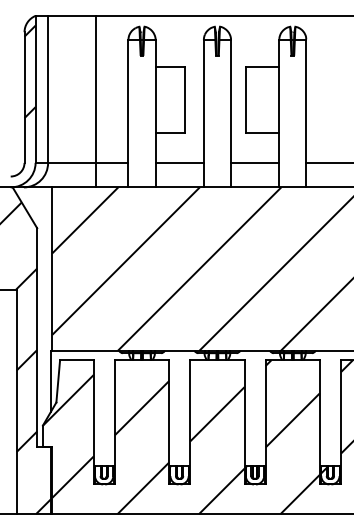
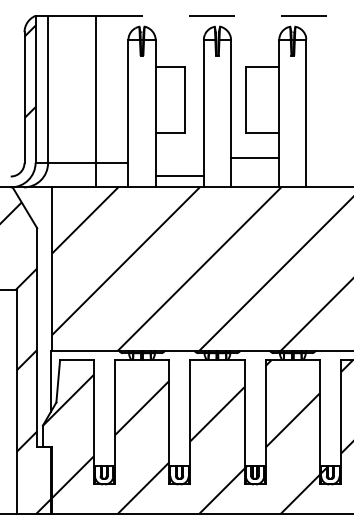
line: solid -> dashed (225, 15)
line position: (179, 162) -> (179, 175) (179, 175)
line position: (255, 162) -> (255, 157) (255, 157)
line: present -> none (328, 162)
